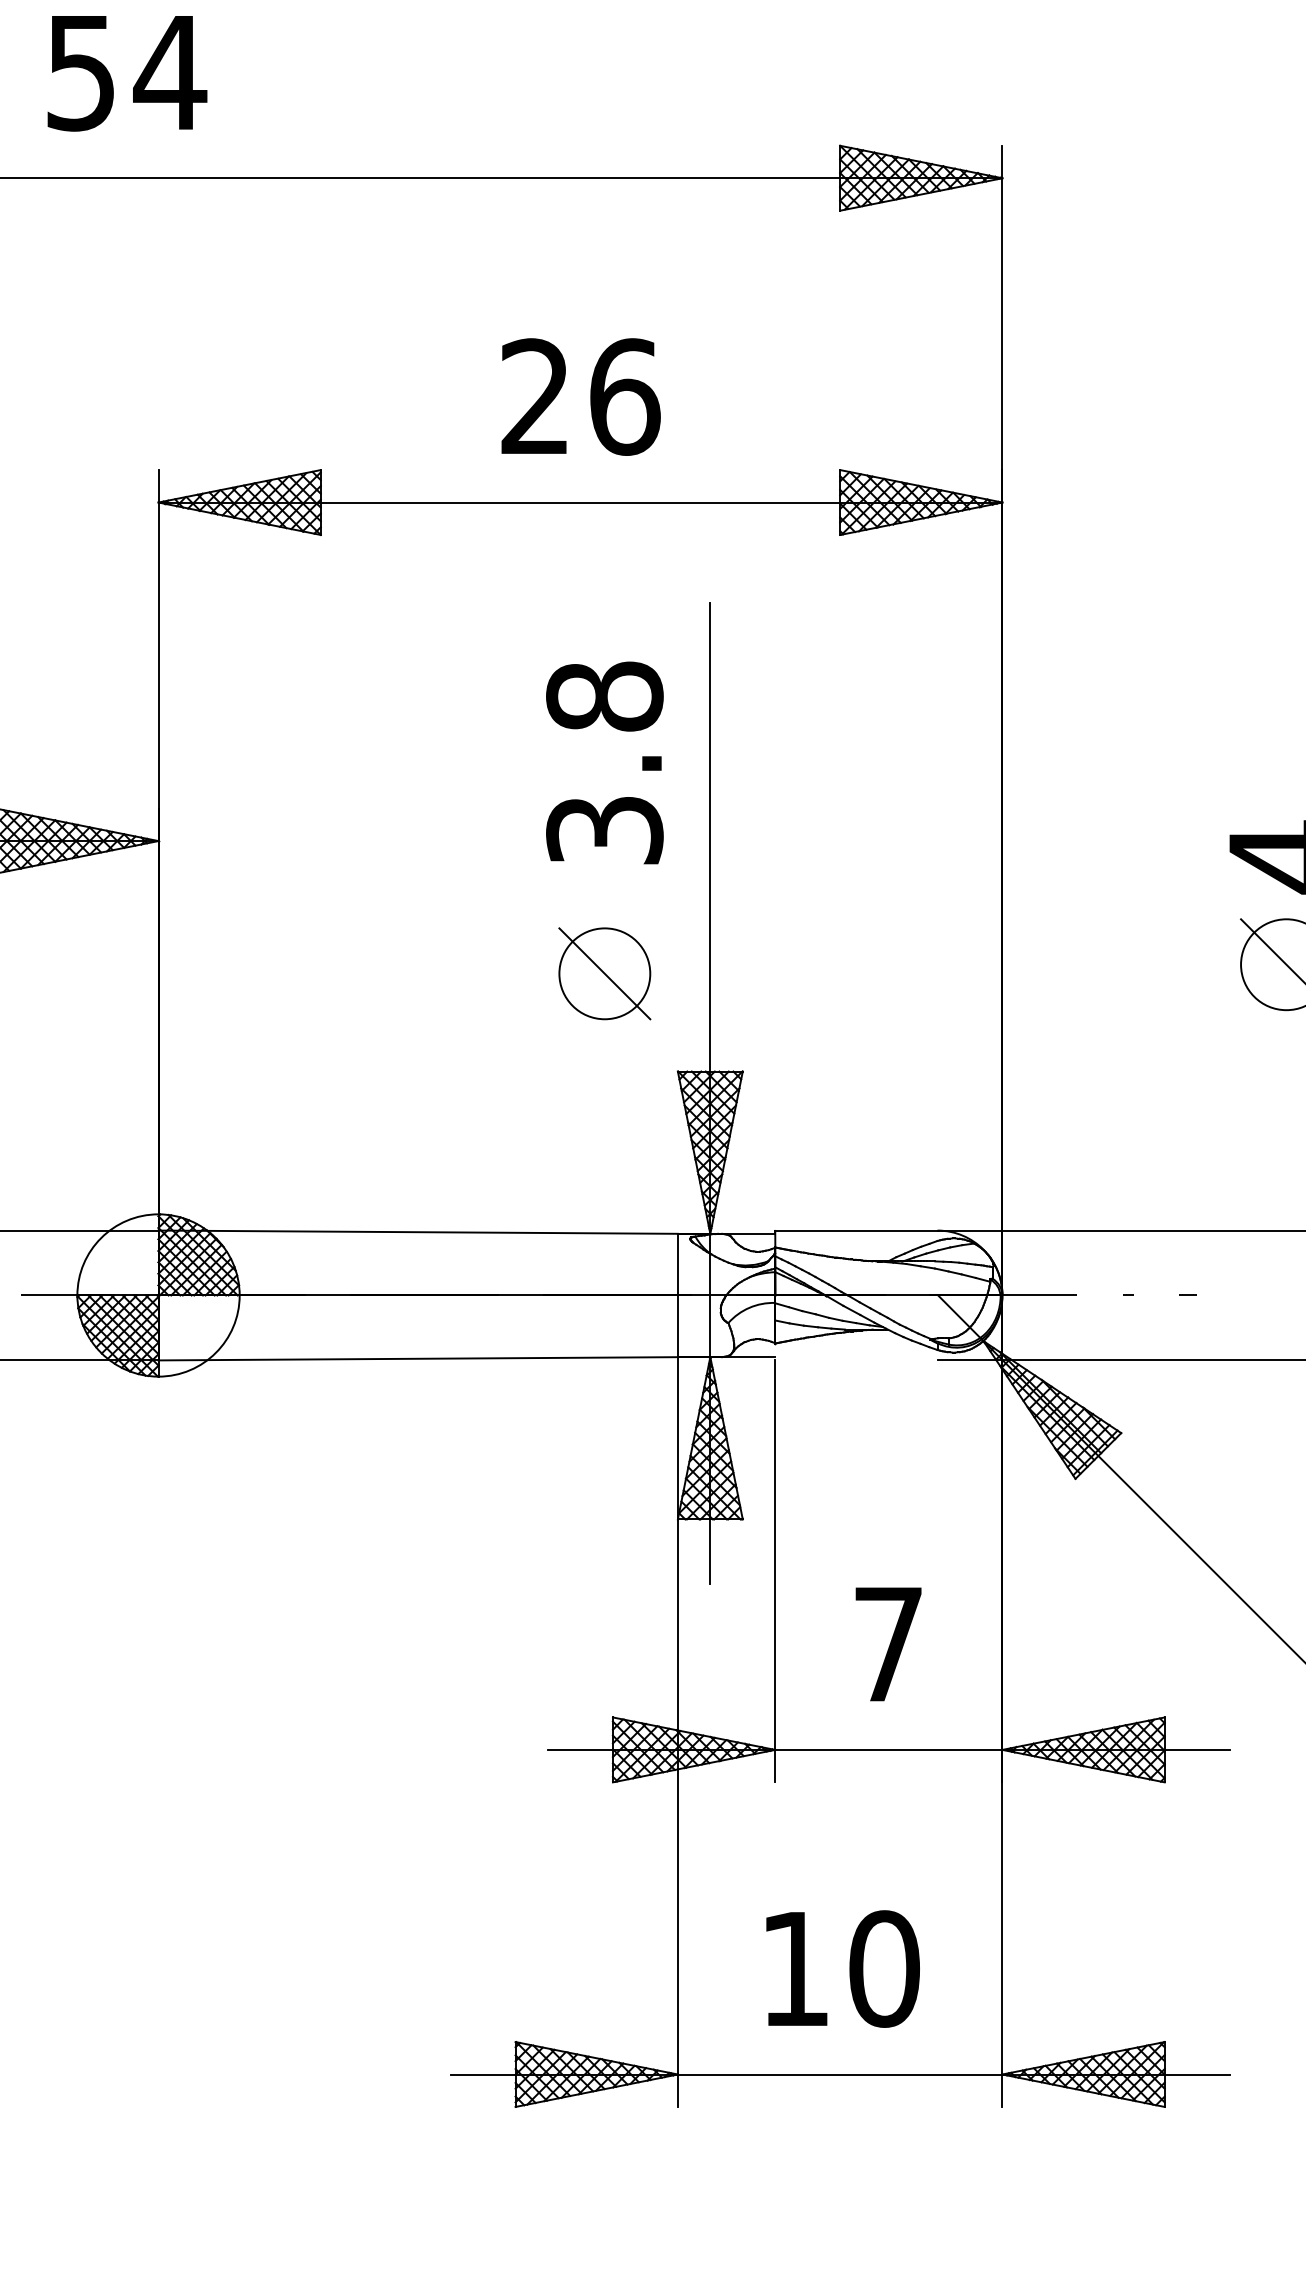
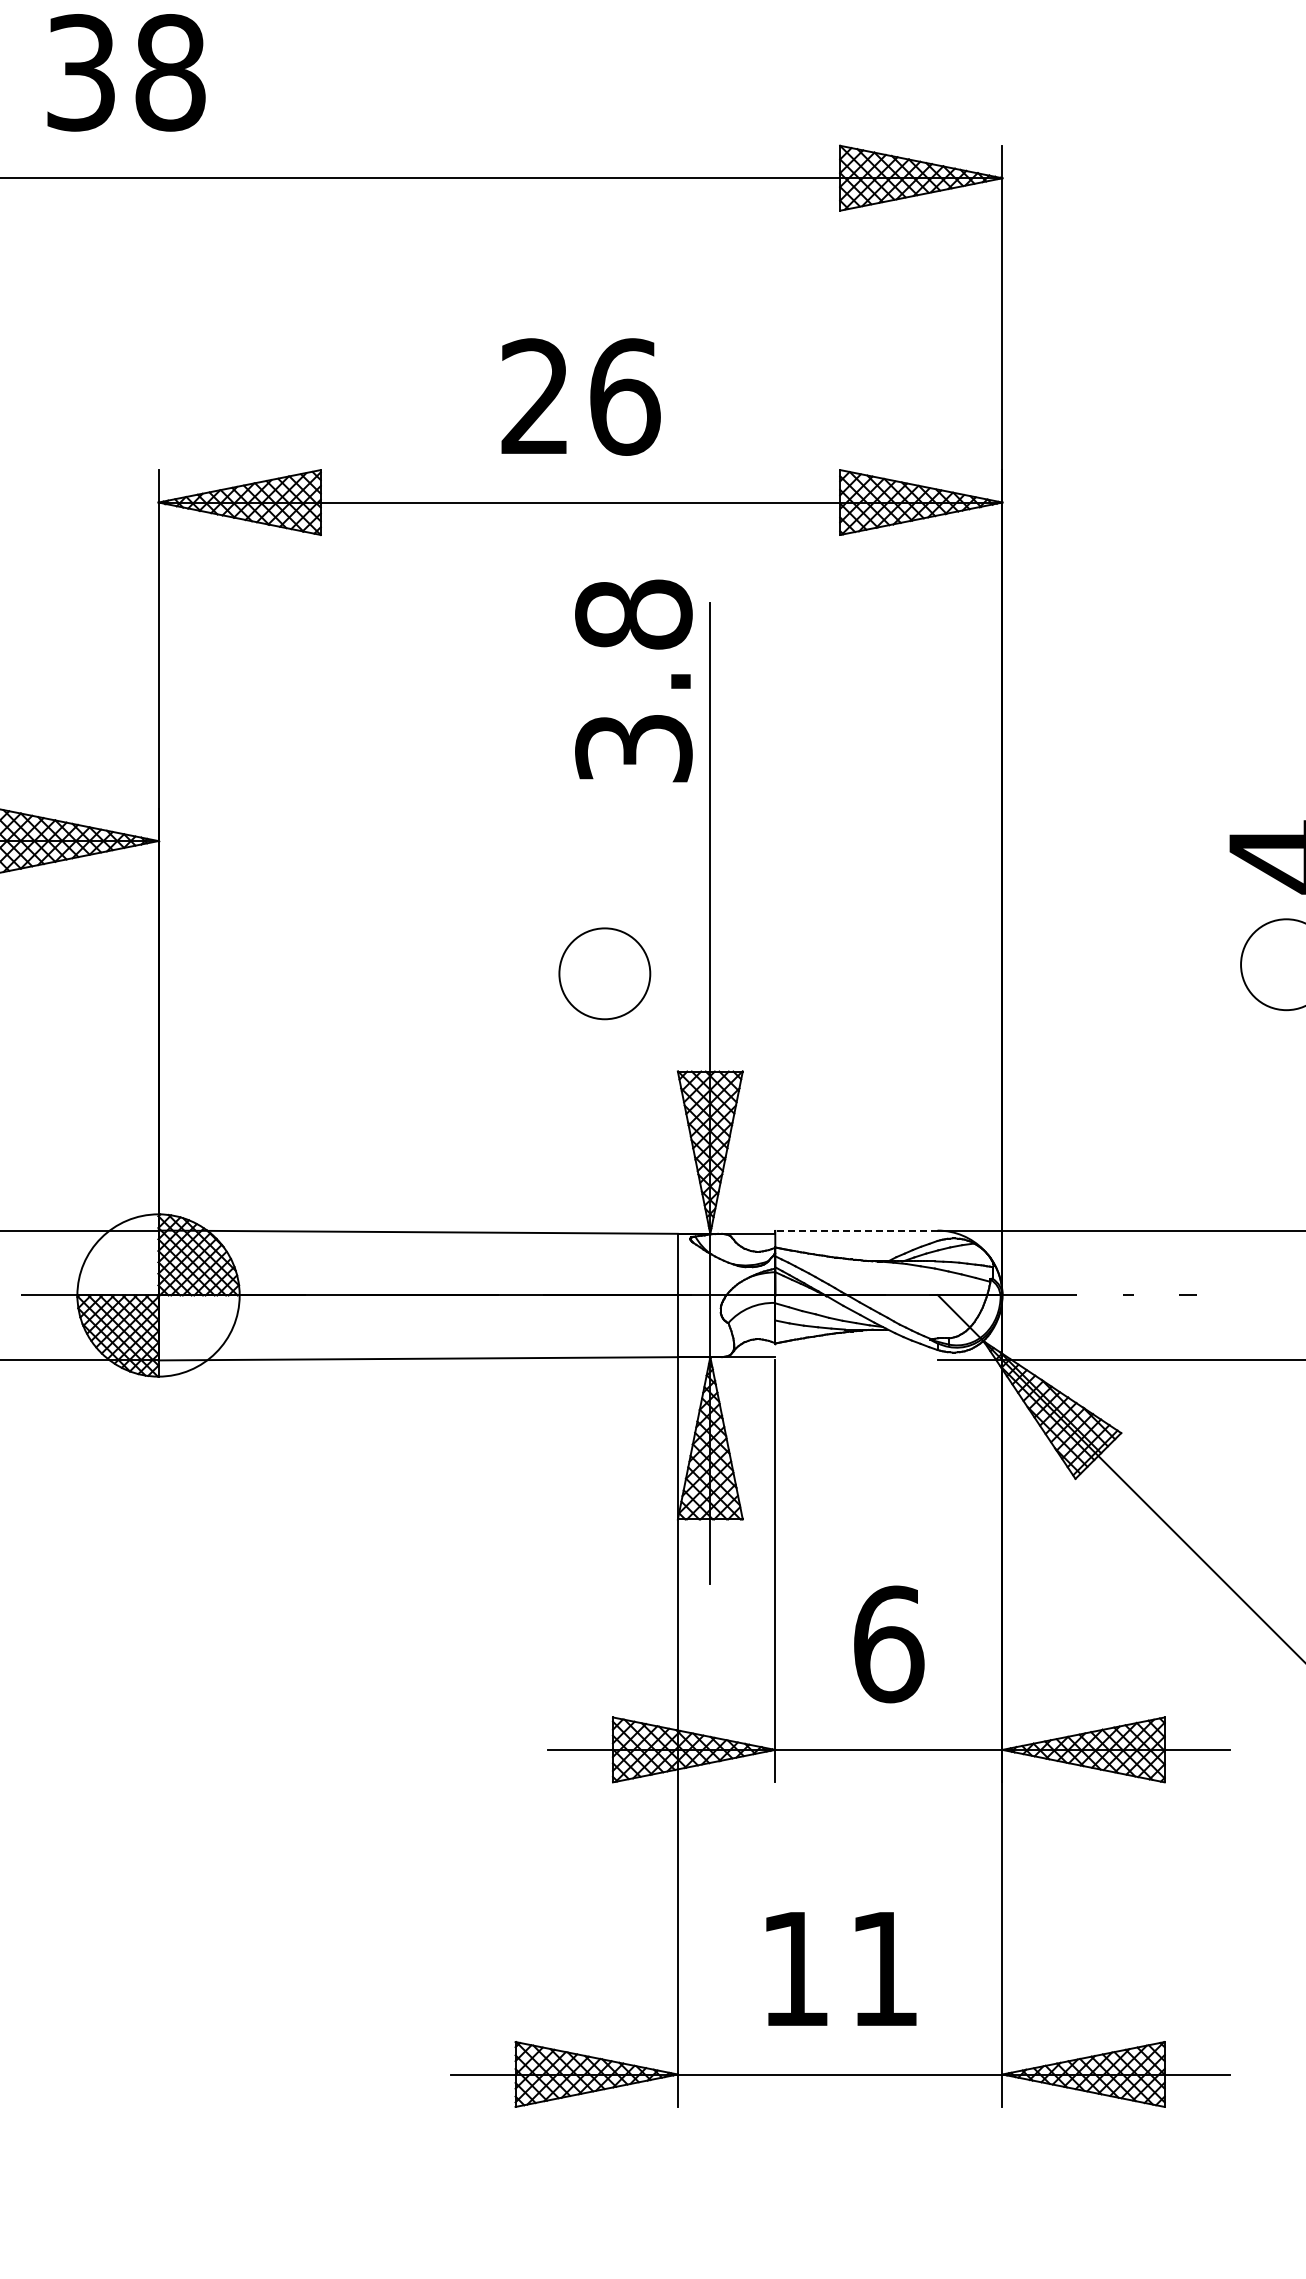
text: 54 -> 38 (127, 72)
text position: (604, 762) -> (633, 680) (633, 680)
line: present -> none (1271, 950)
line: present -> none (604, 973)
line: solid -> dashed (855, 1230)
text: 7 -> 6 (889, 1644)
text: 10 -> 11 (884, 1968)
